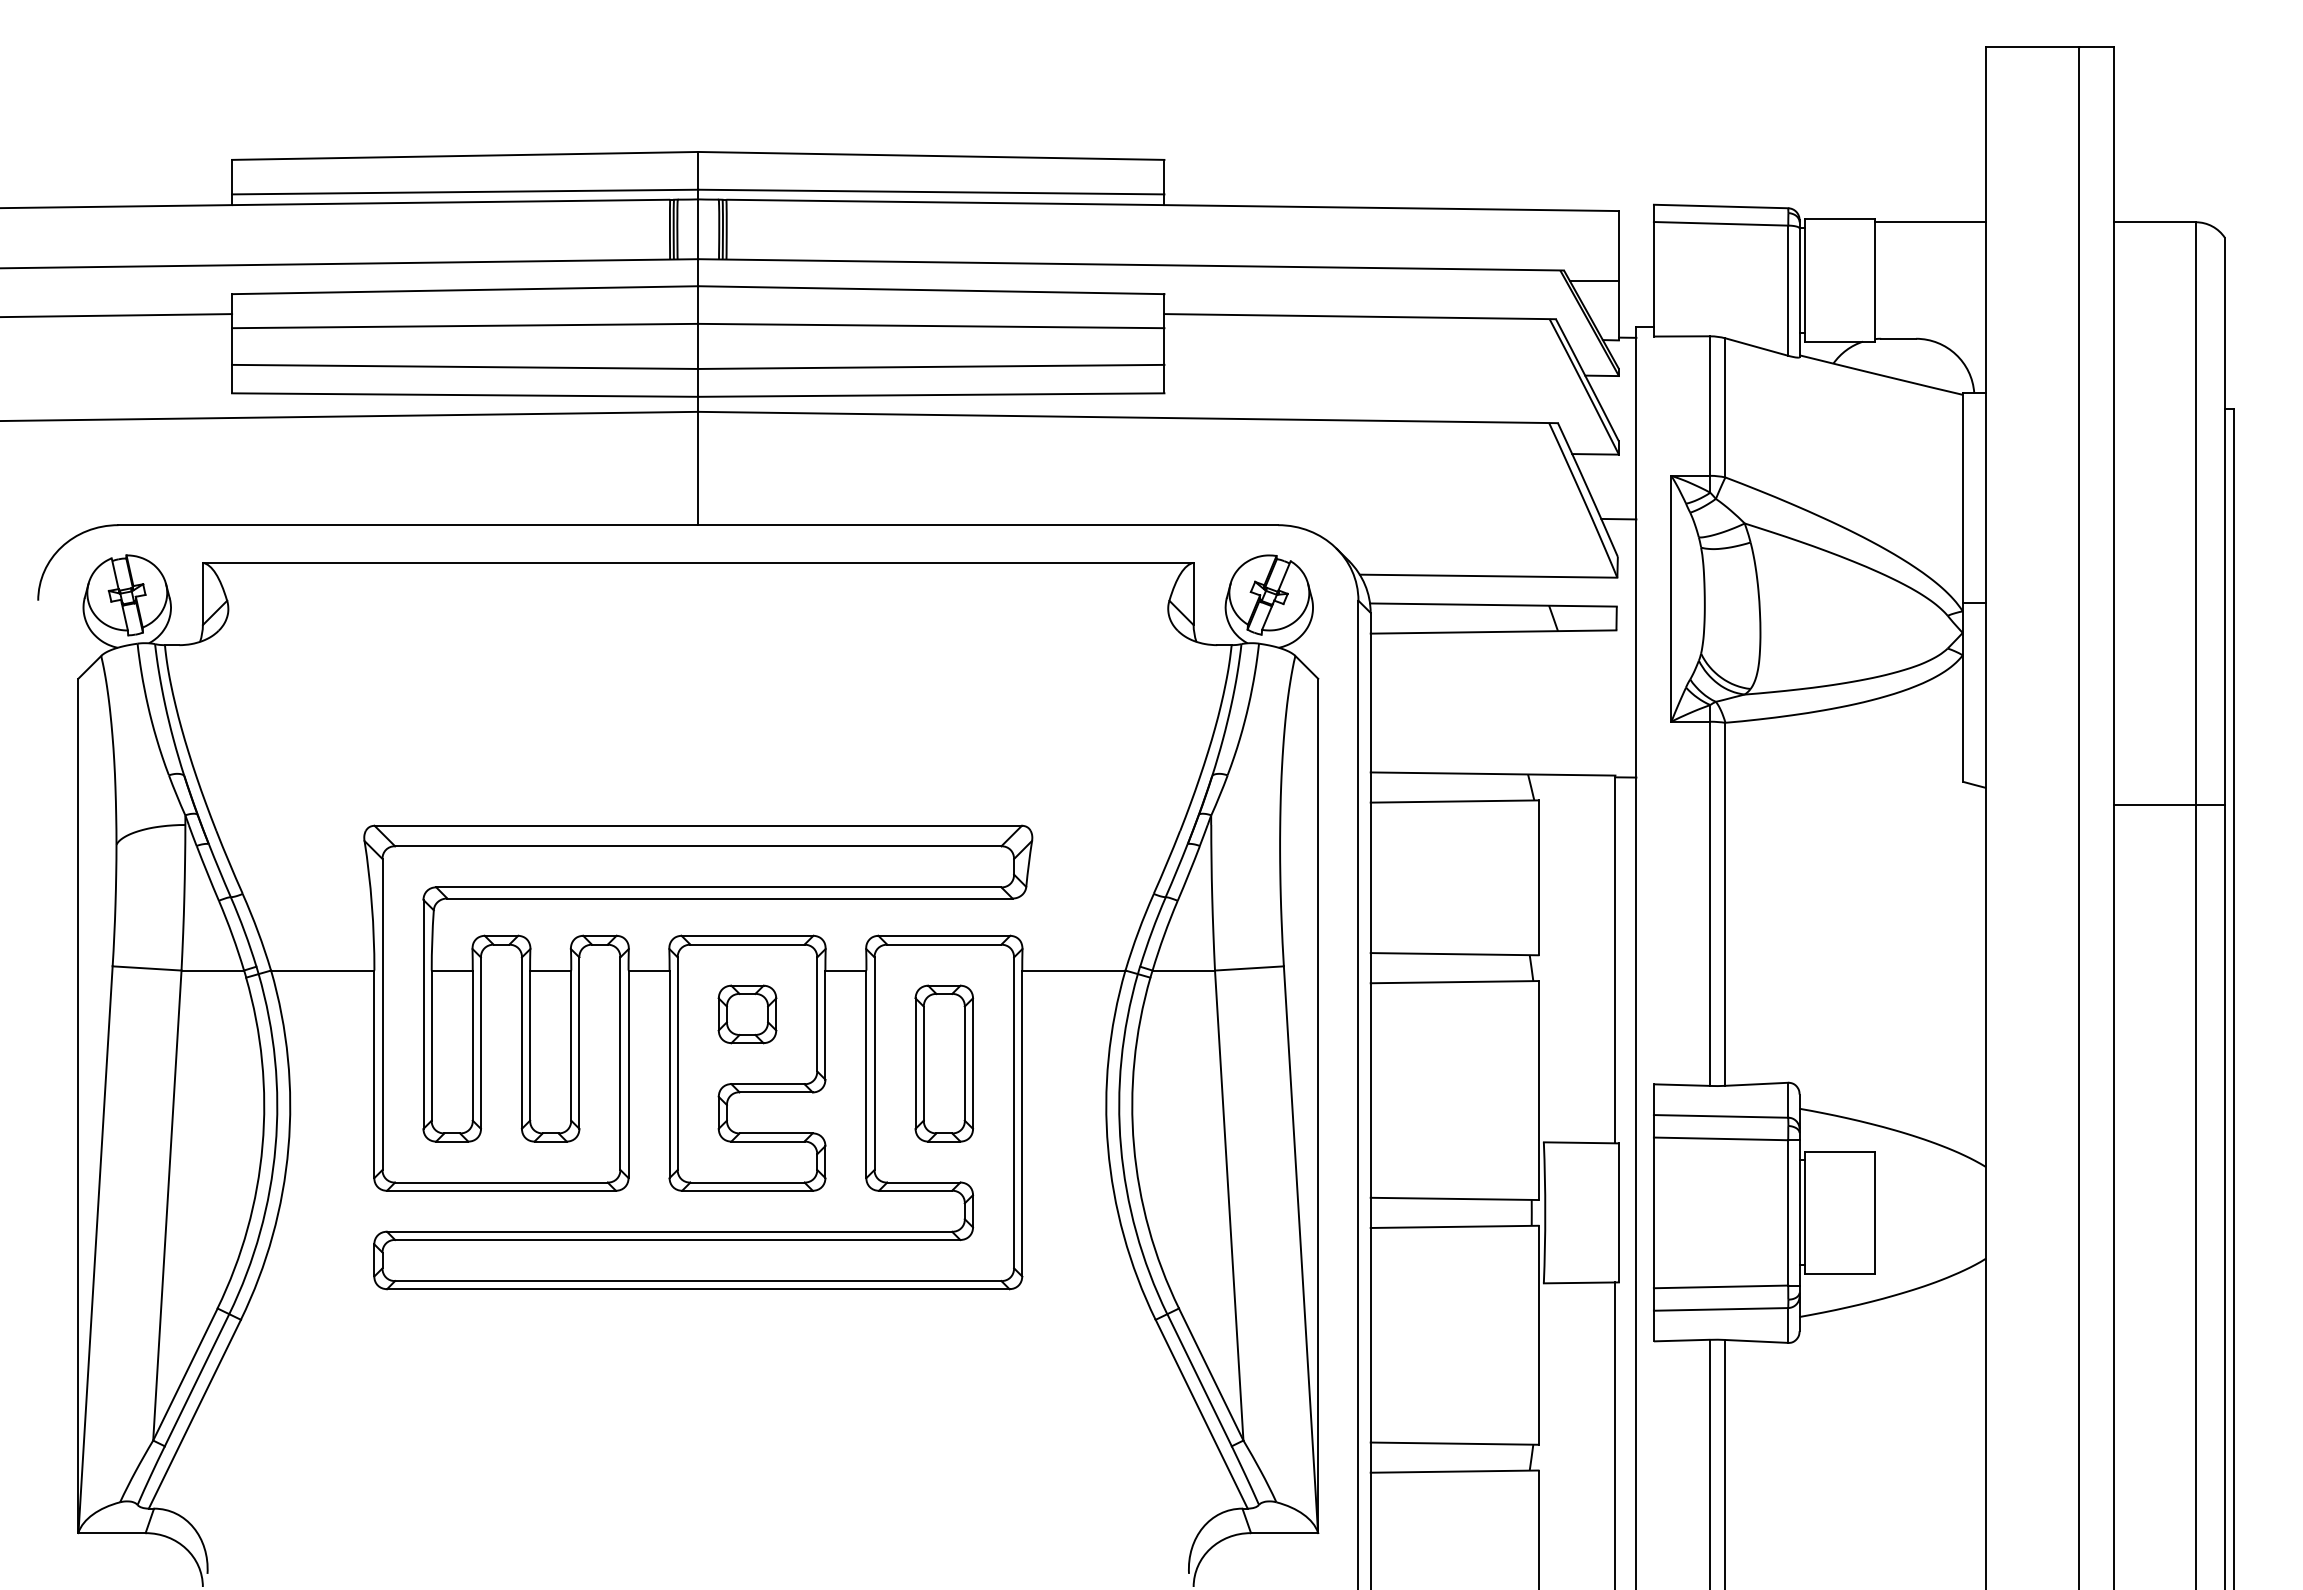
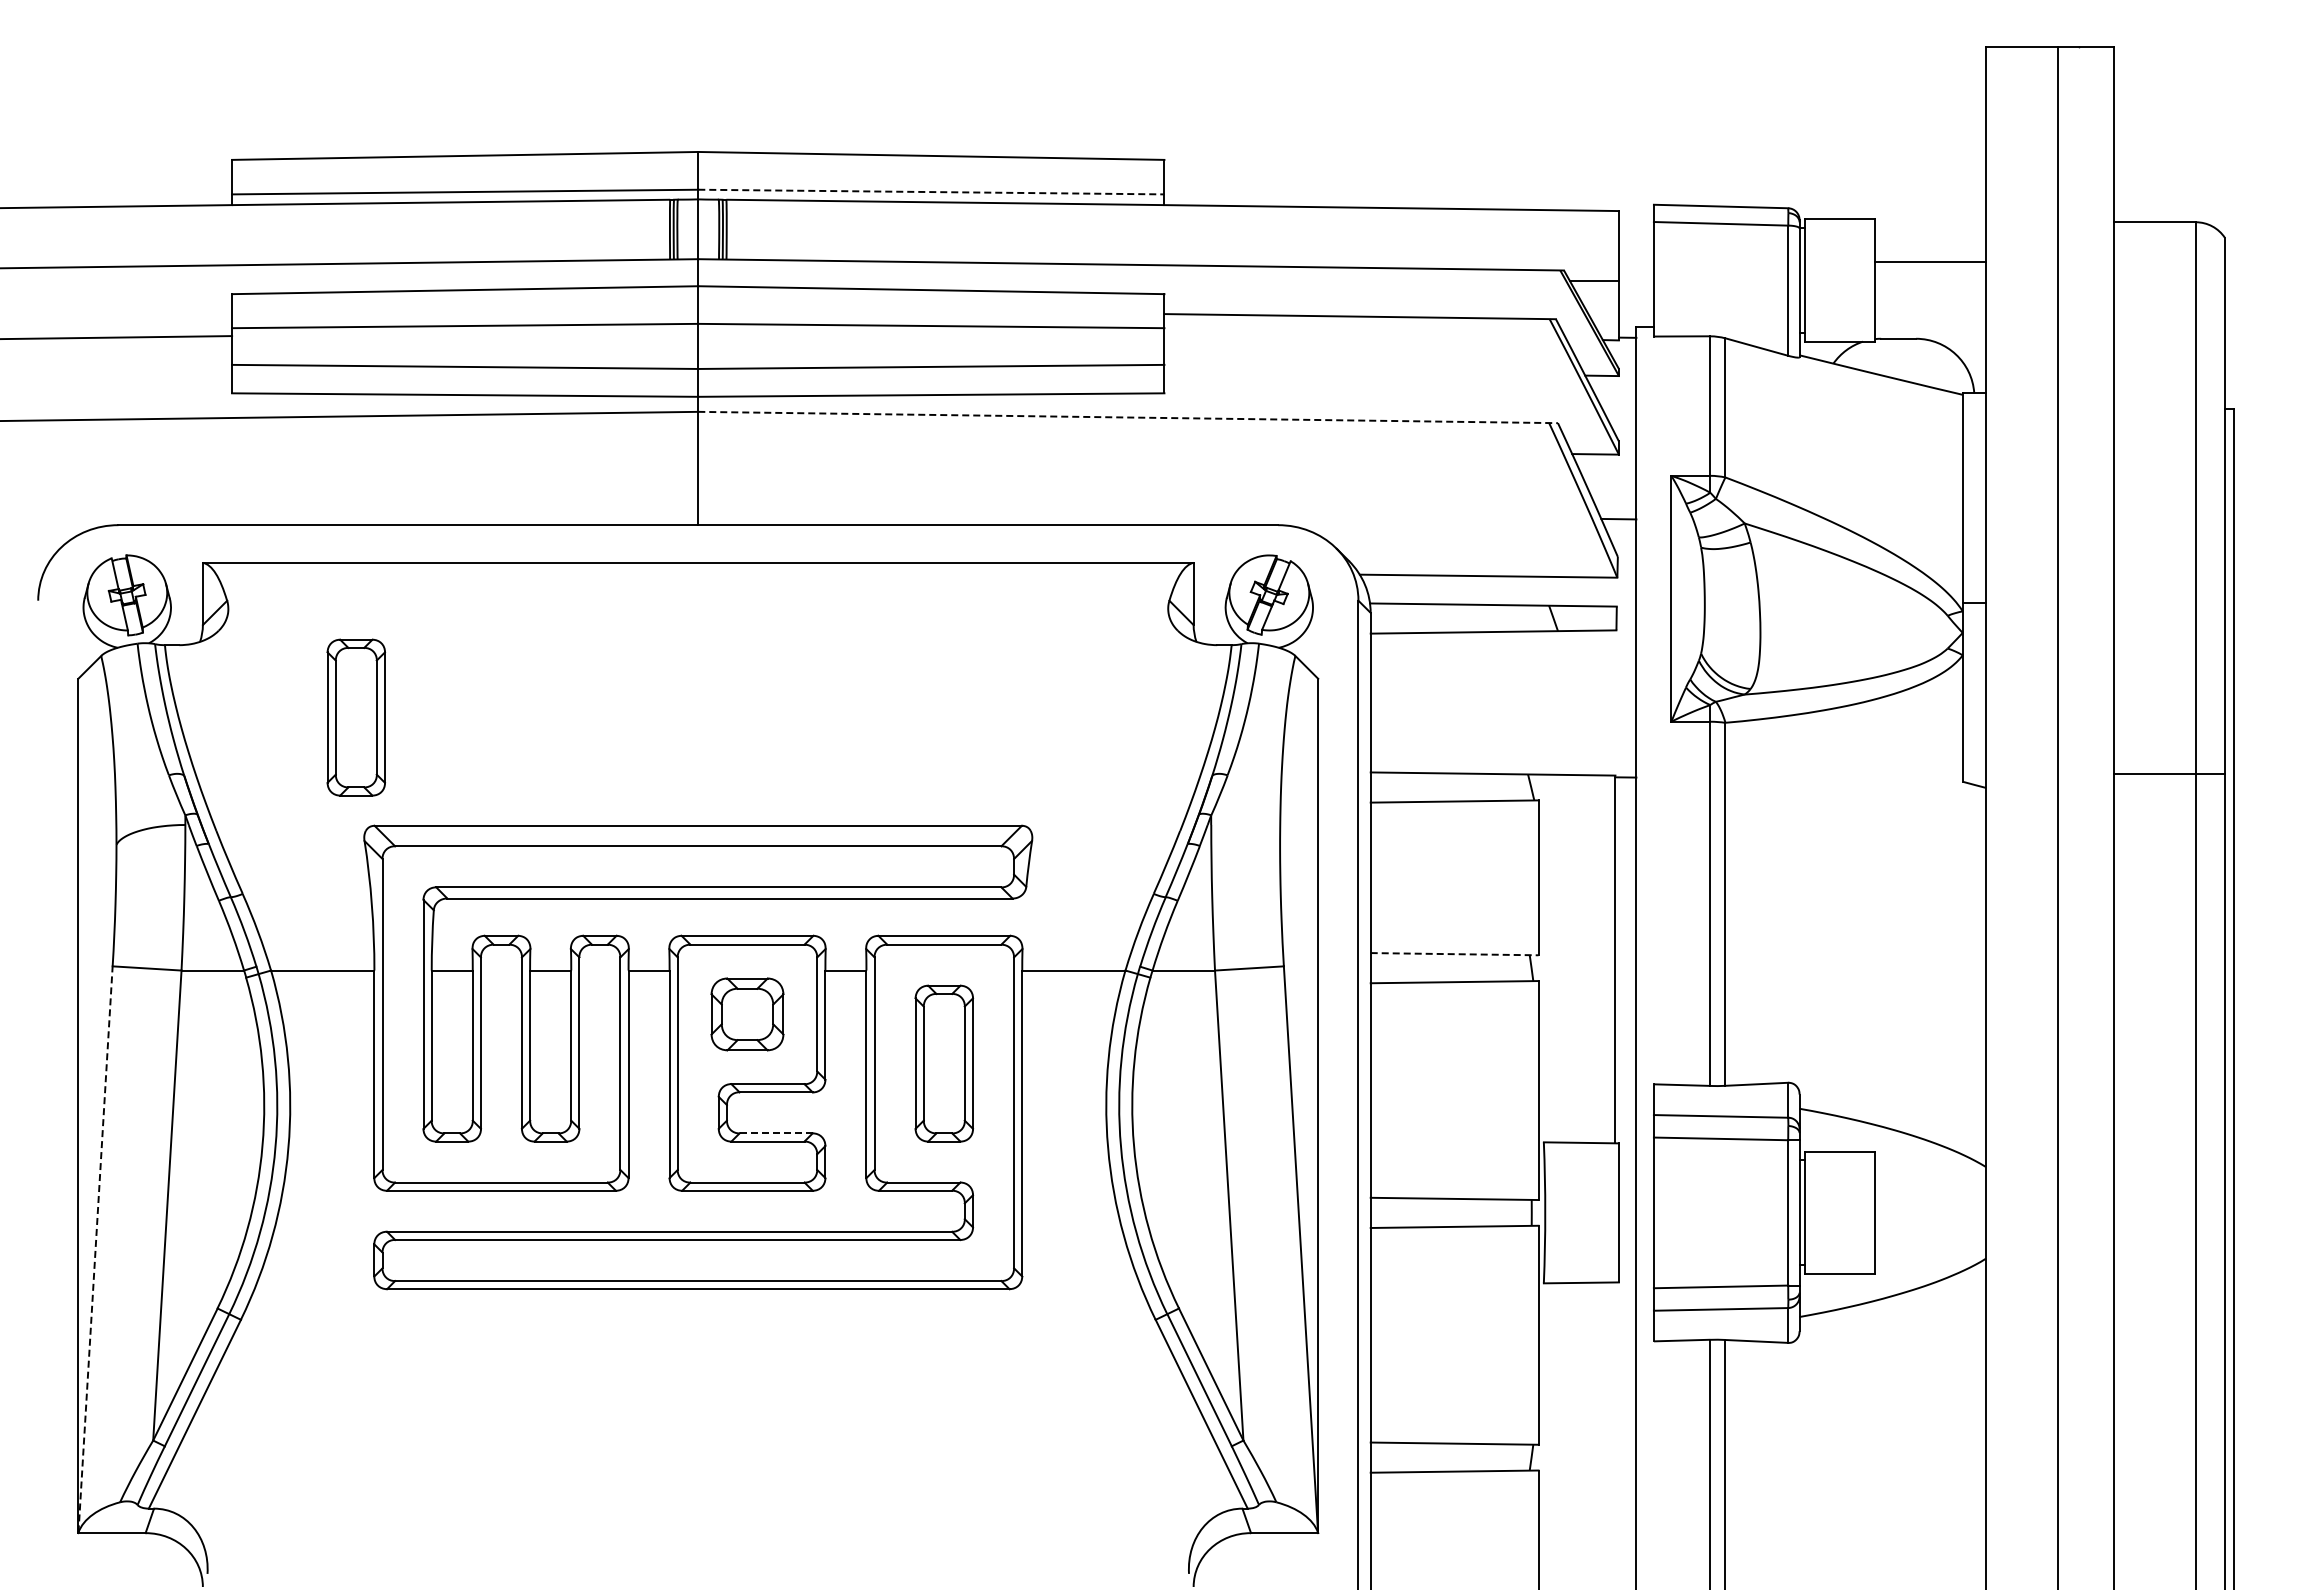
line: solid -> dashed (931, 192)
line position: (1930, 222) -> (1930, 262) (1930, 262)
line position: (117, 315) -> (117, 337) (117, 337)
line: solid -> dashed (1128, 417)
part: none -> present (355, 717)
line position: (2169, 804) -> (2169, 773) (2169, 773)
line position: (2079, 816) -> (2058, 816) (2058, 816)
line: solid -> dashed (1454, 954)
part size: 61x61 px -> 75x75 px (747, 1014)
line: solid -> dashed (776, 1133)
line: solid -> dashed (95, 1249)
line: present -> none (1615, 1434)
